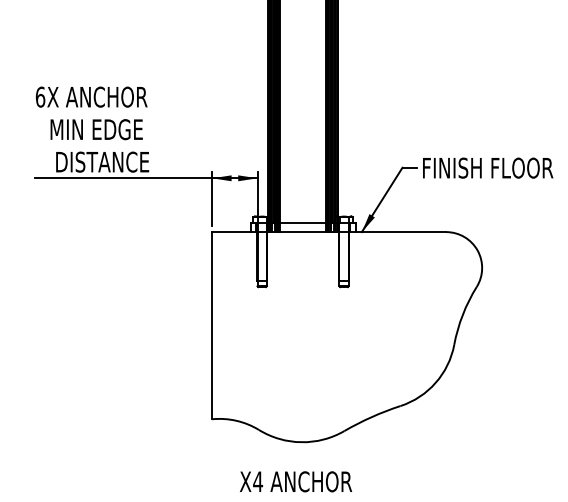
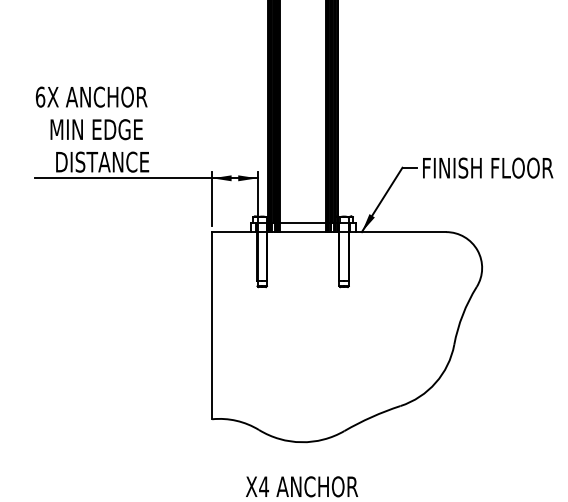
text position: (296, 481) -> (302, 486) (302, 486)
